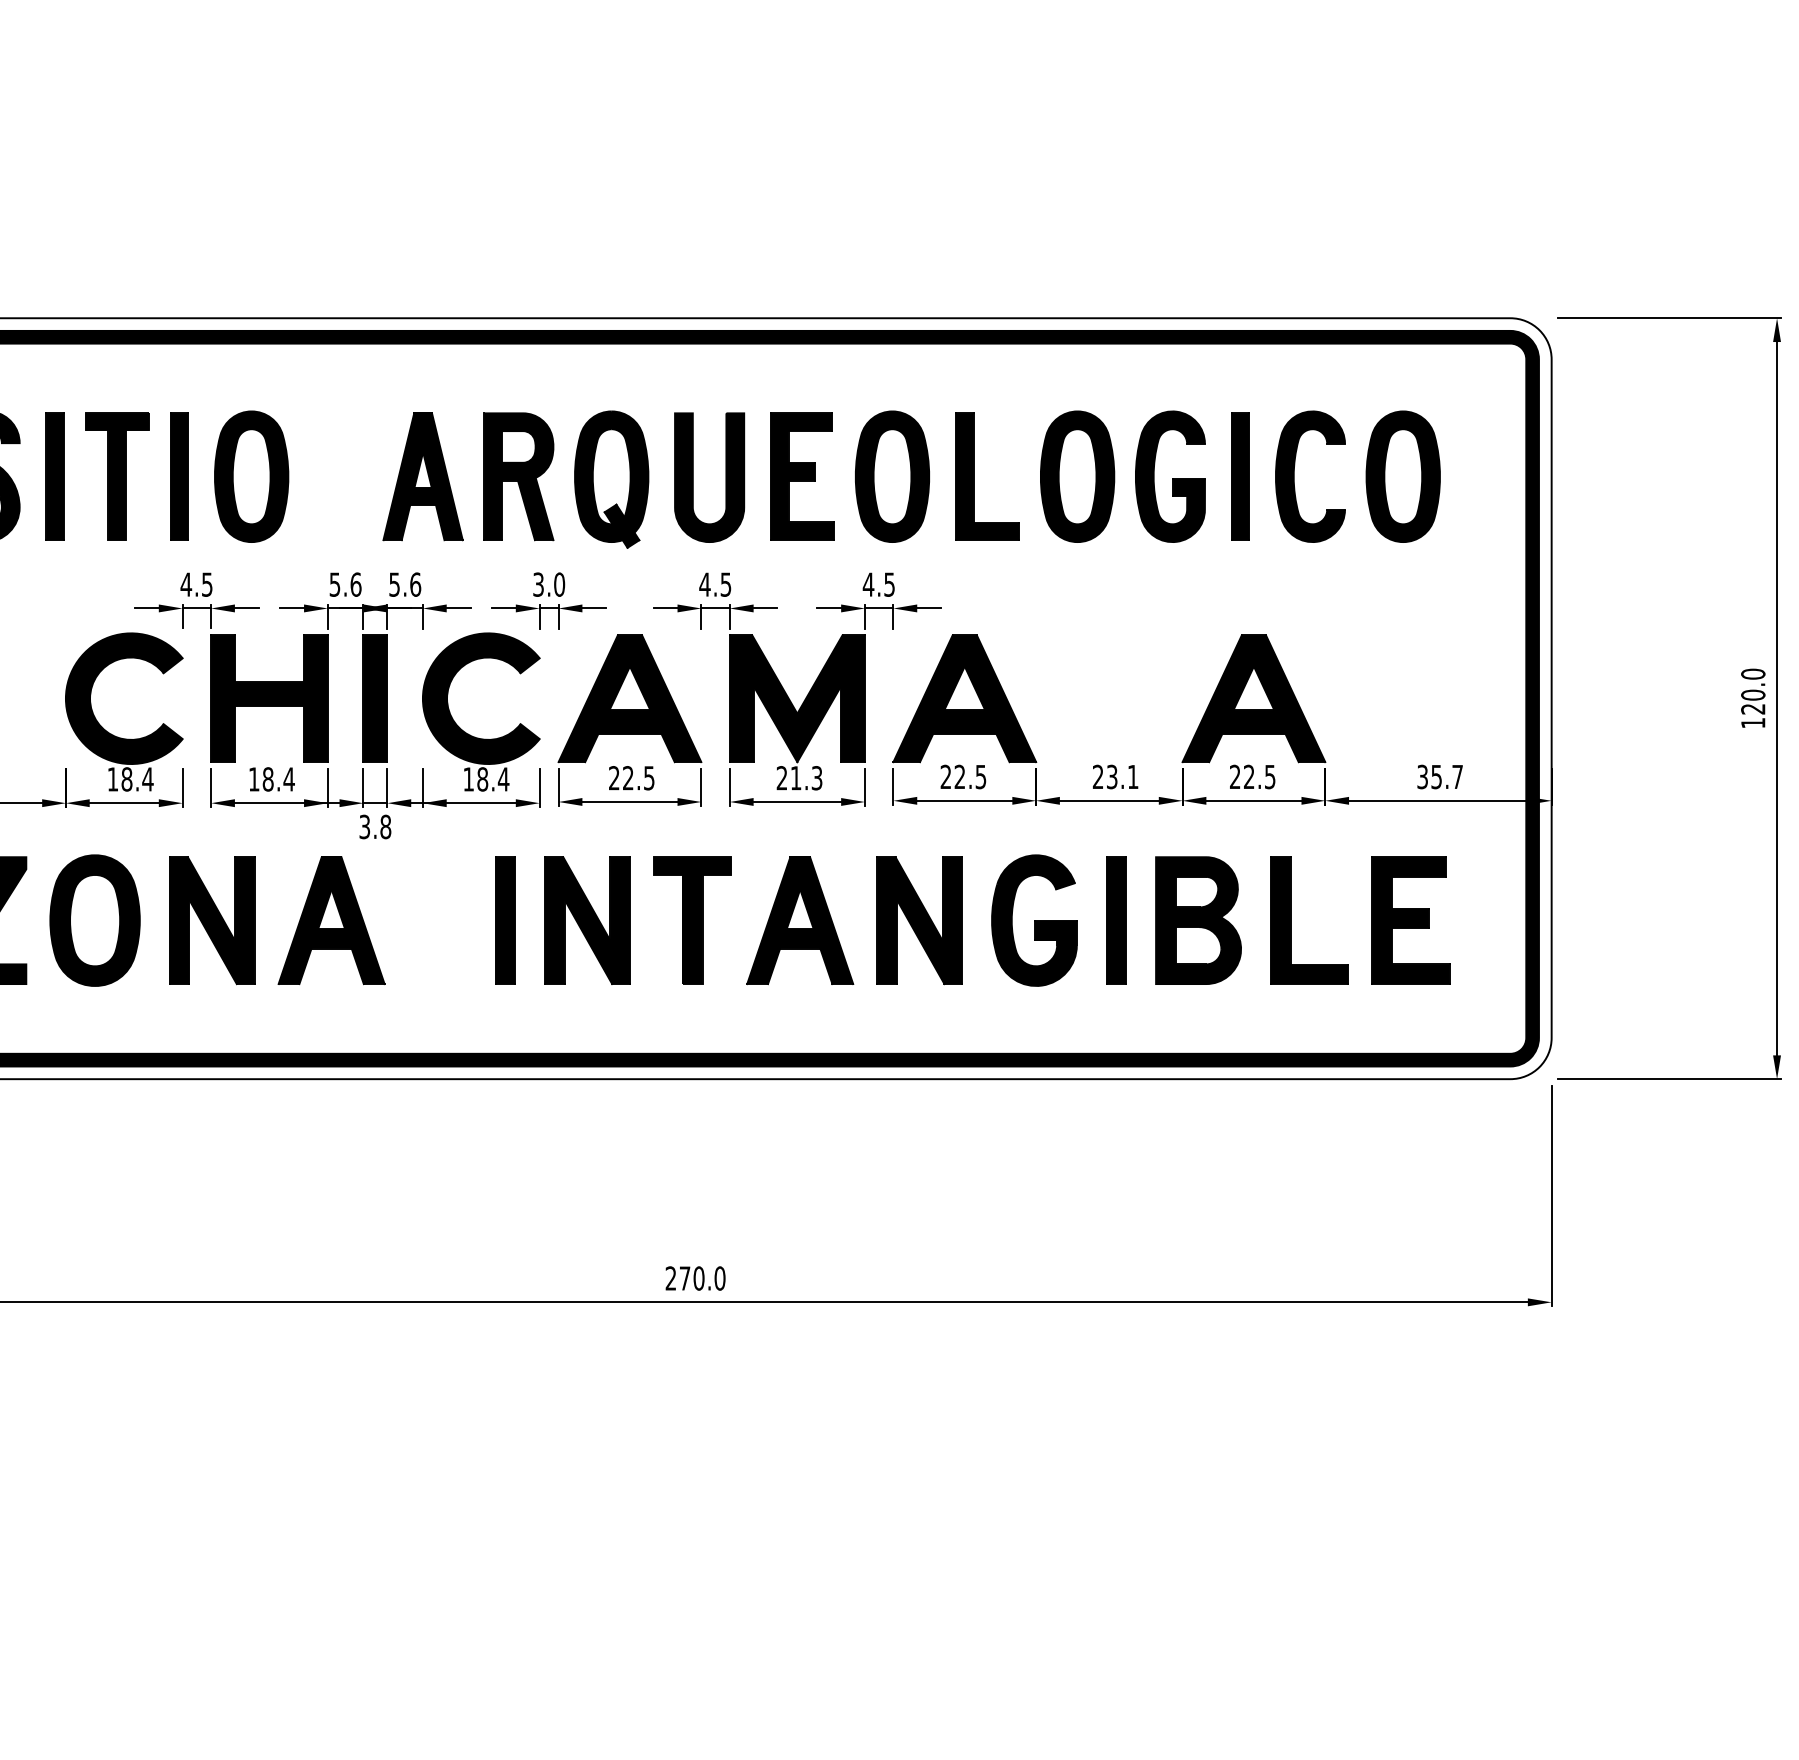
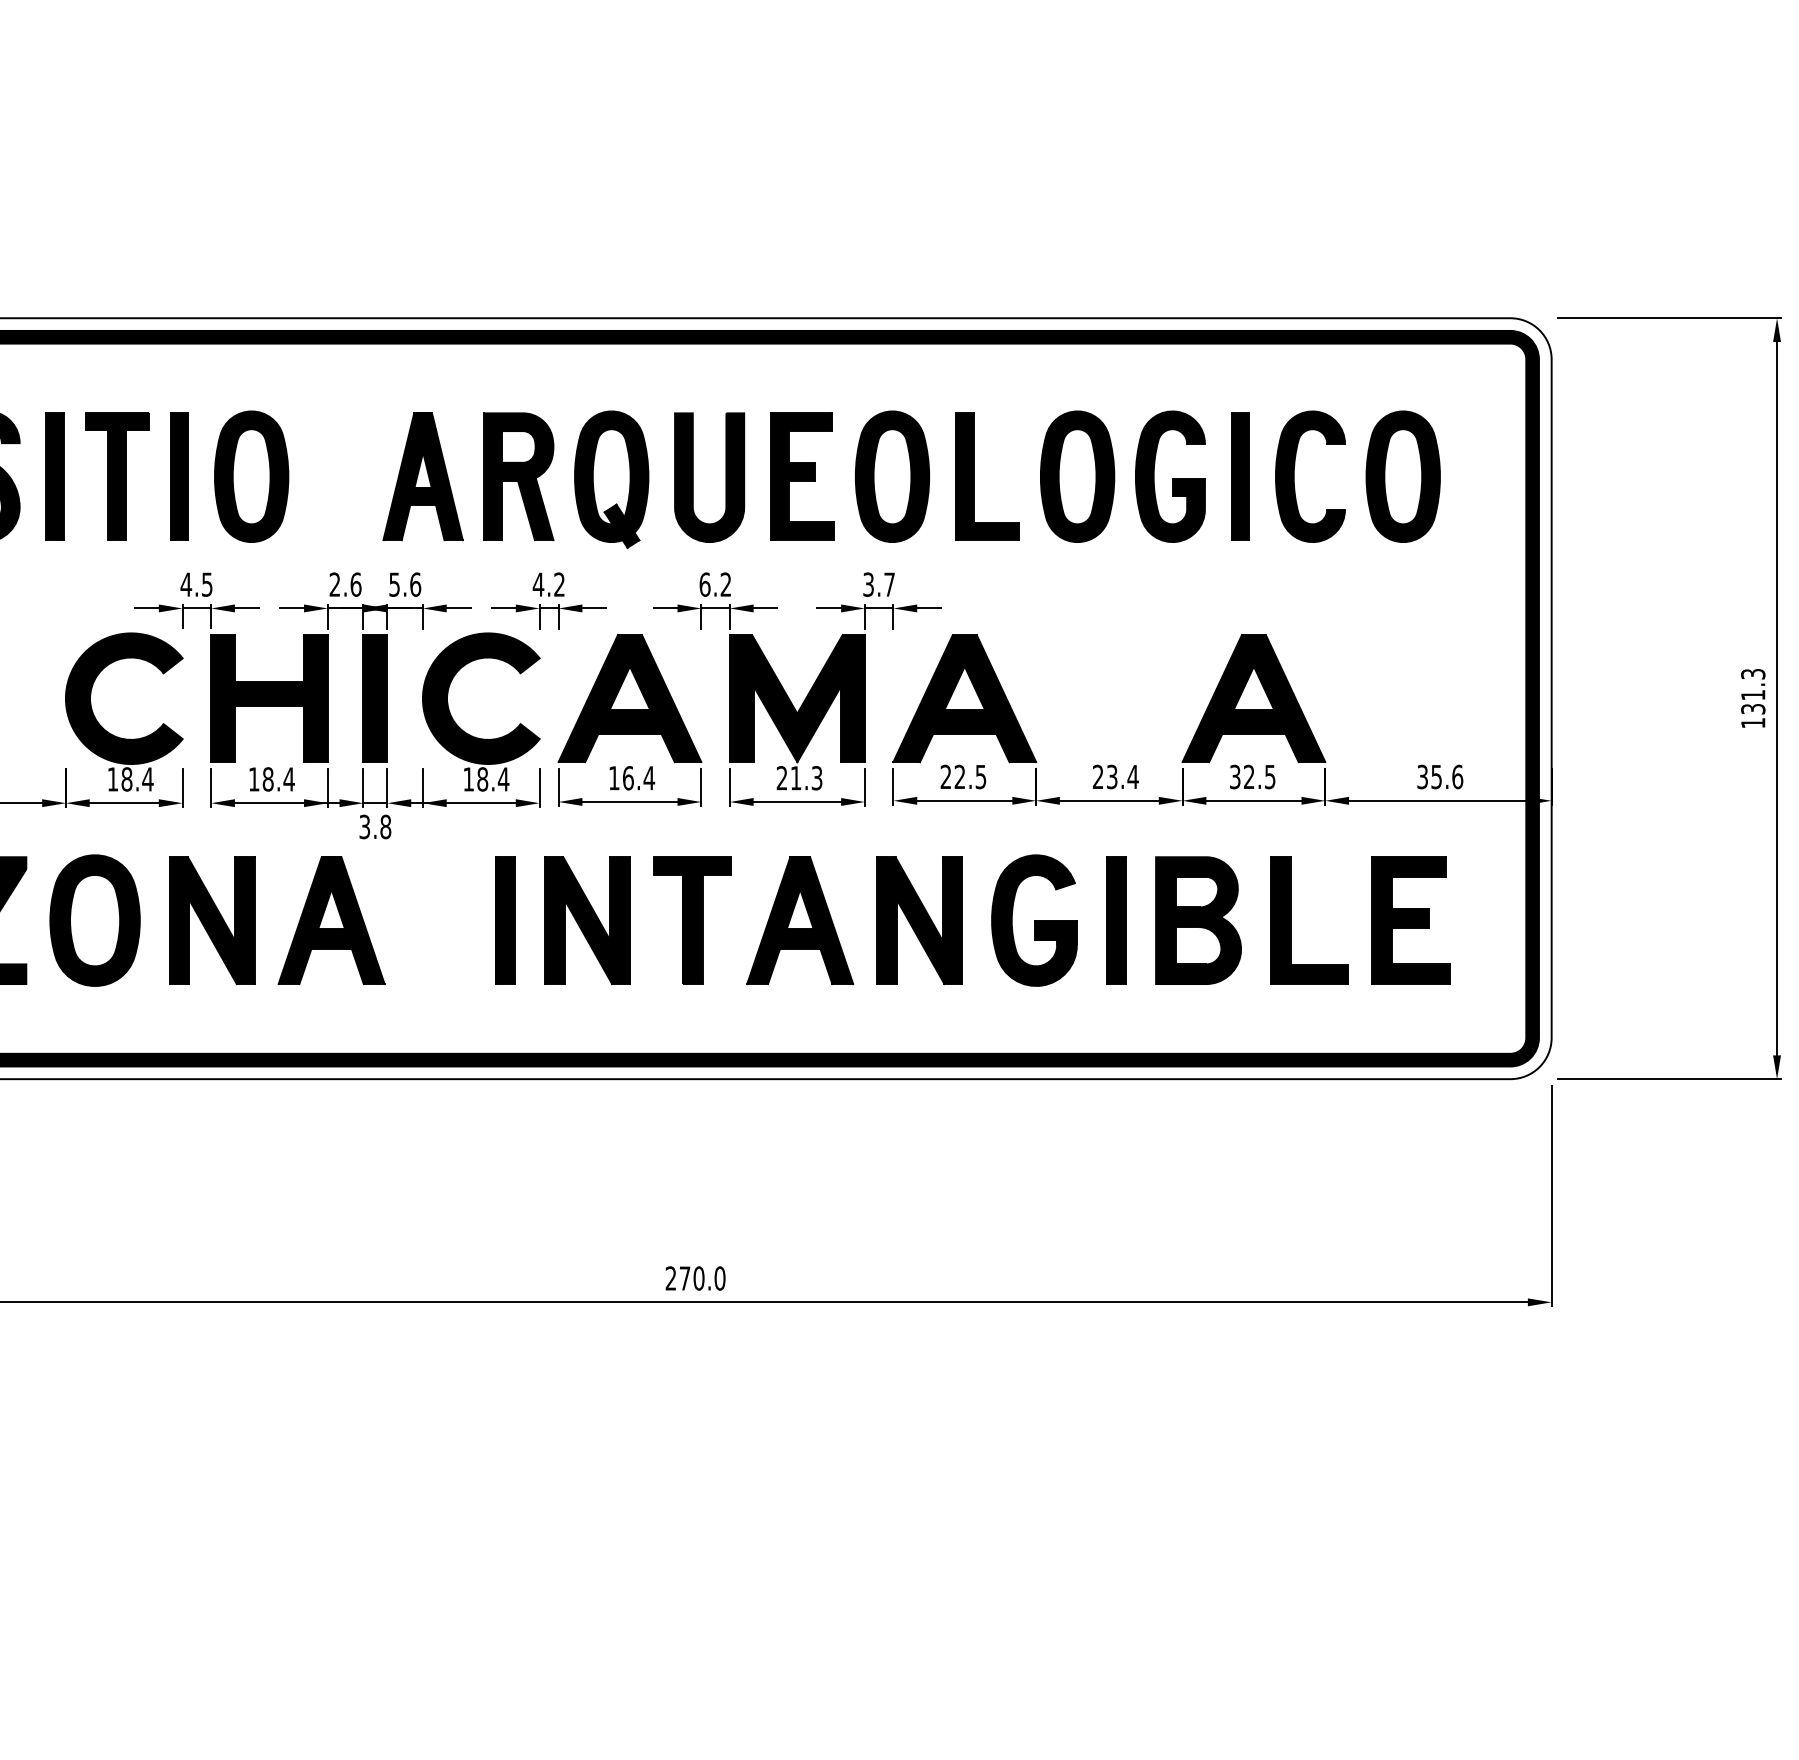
text: 5.6 -> 2.6 (334, 584)
text: 3.0 -> 4.2 (548, 584)
text: 4.5 -> 6.2 (715, 584)
text: 4.5 -> 3.7 (878, 584)
text: 120.0 -> 131.3 (1753, 691)
text: 23.1 -> 23.4 (1132, 776)
text: 35.7 -> 35.6 (1457, 776)
text: 22.5 -> 32.5 (1235, 777)
text: 22.5 -> 16.4 (632, 778)
